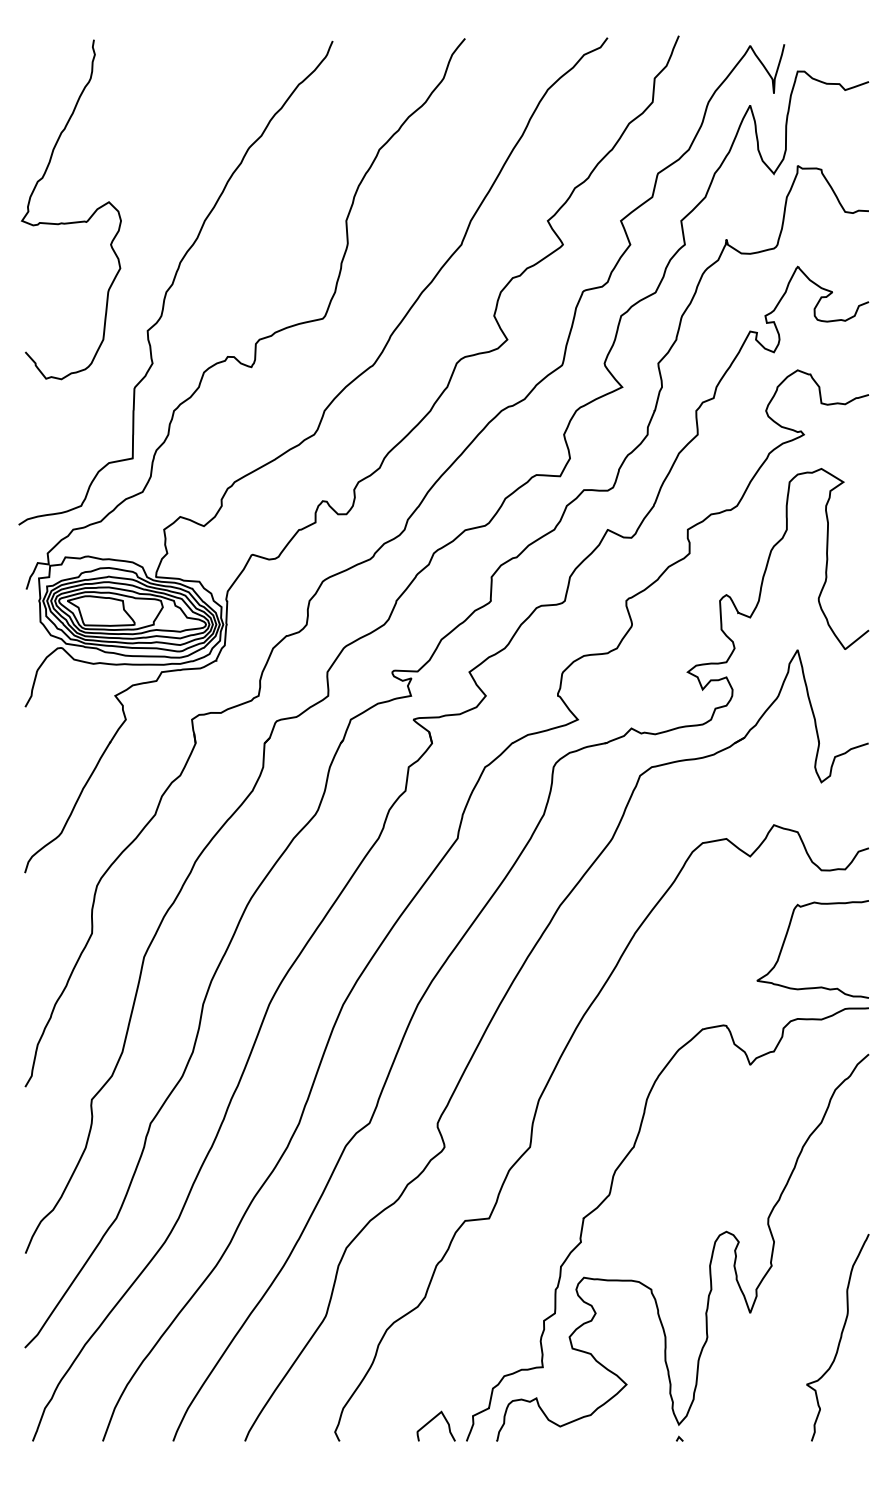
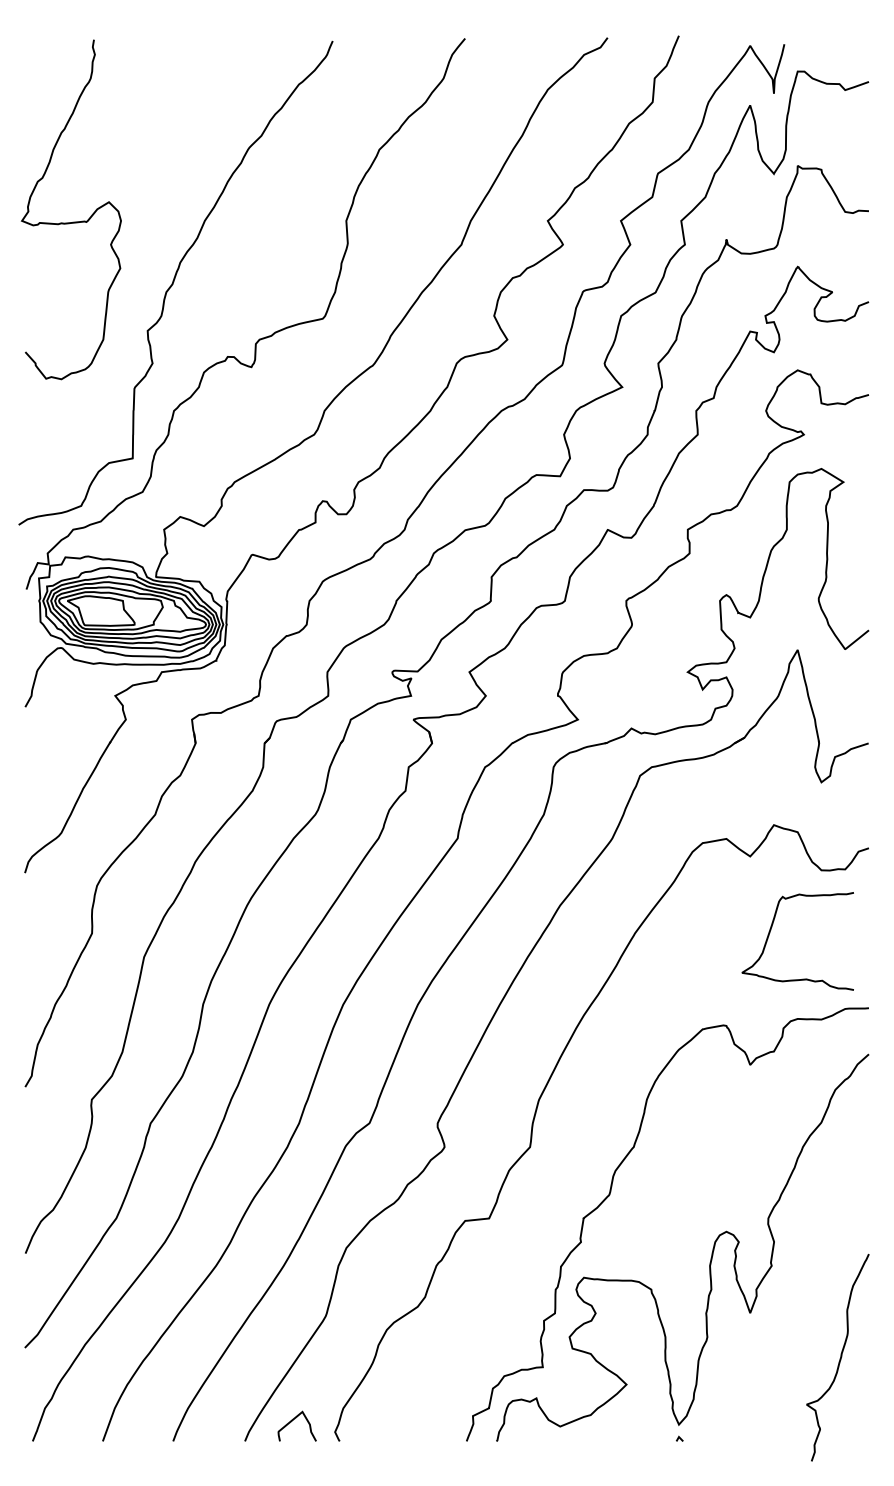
curve position: (785, 941) -> (770, 933) (770, 933)
curve position: (839, 1338) -> (839, 1358) (839, 1358)
curve position: (431, 1421) -> (292, 1421) (292, 1421)
